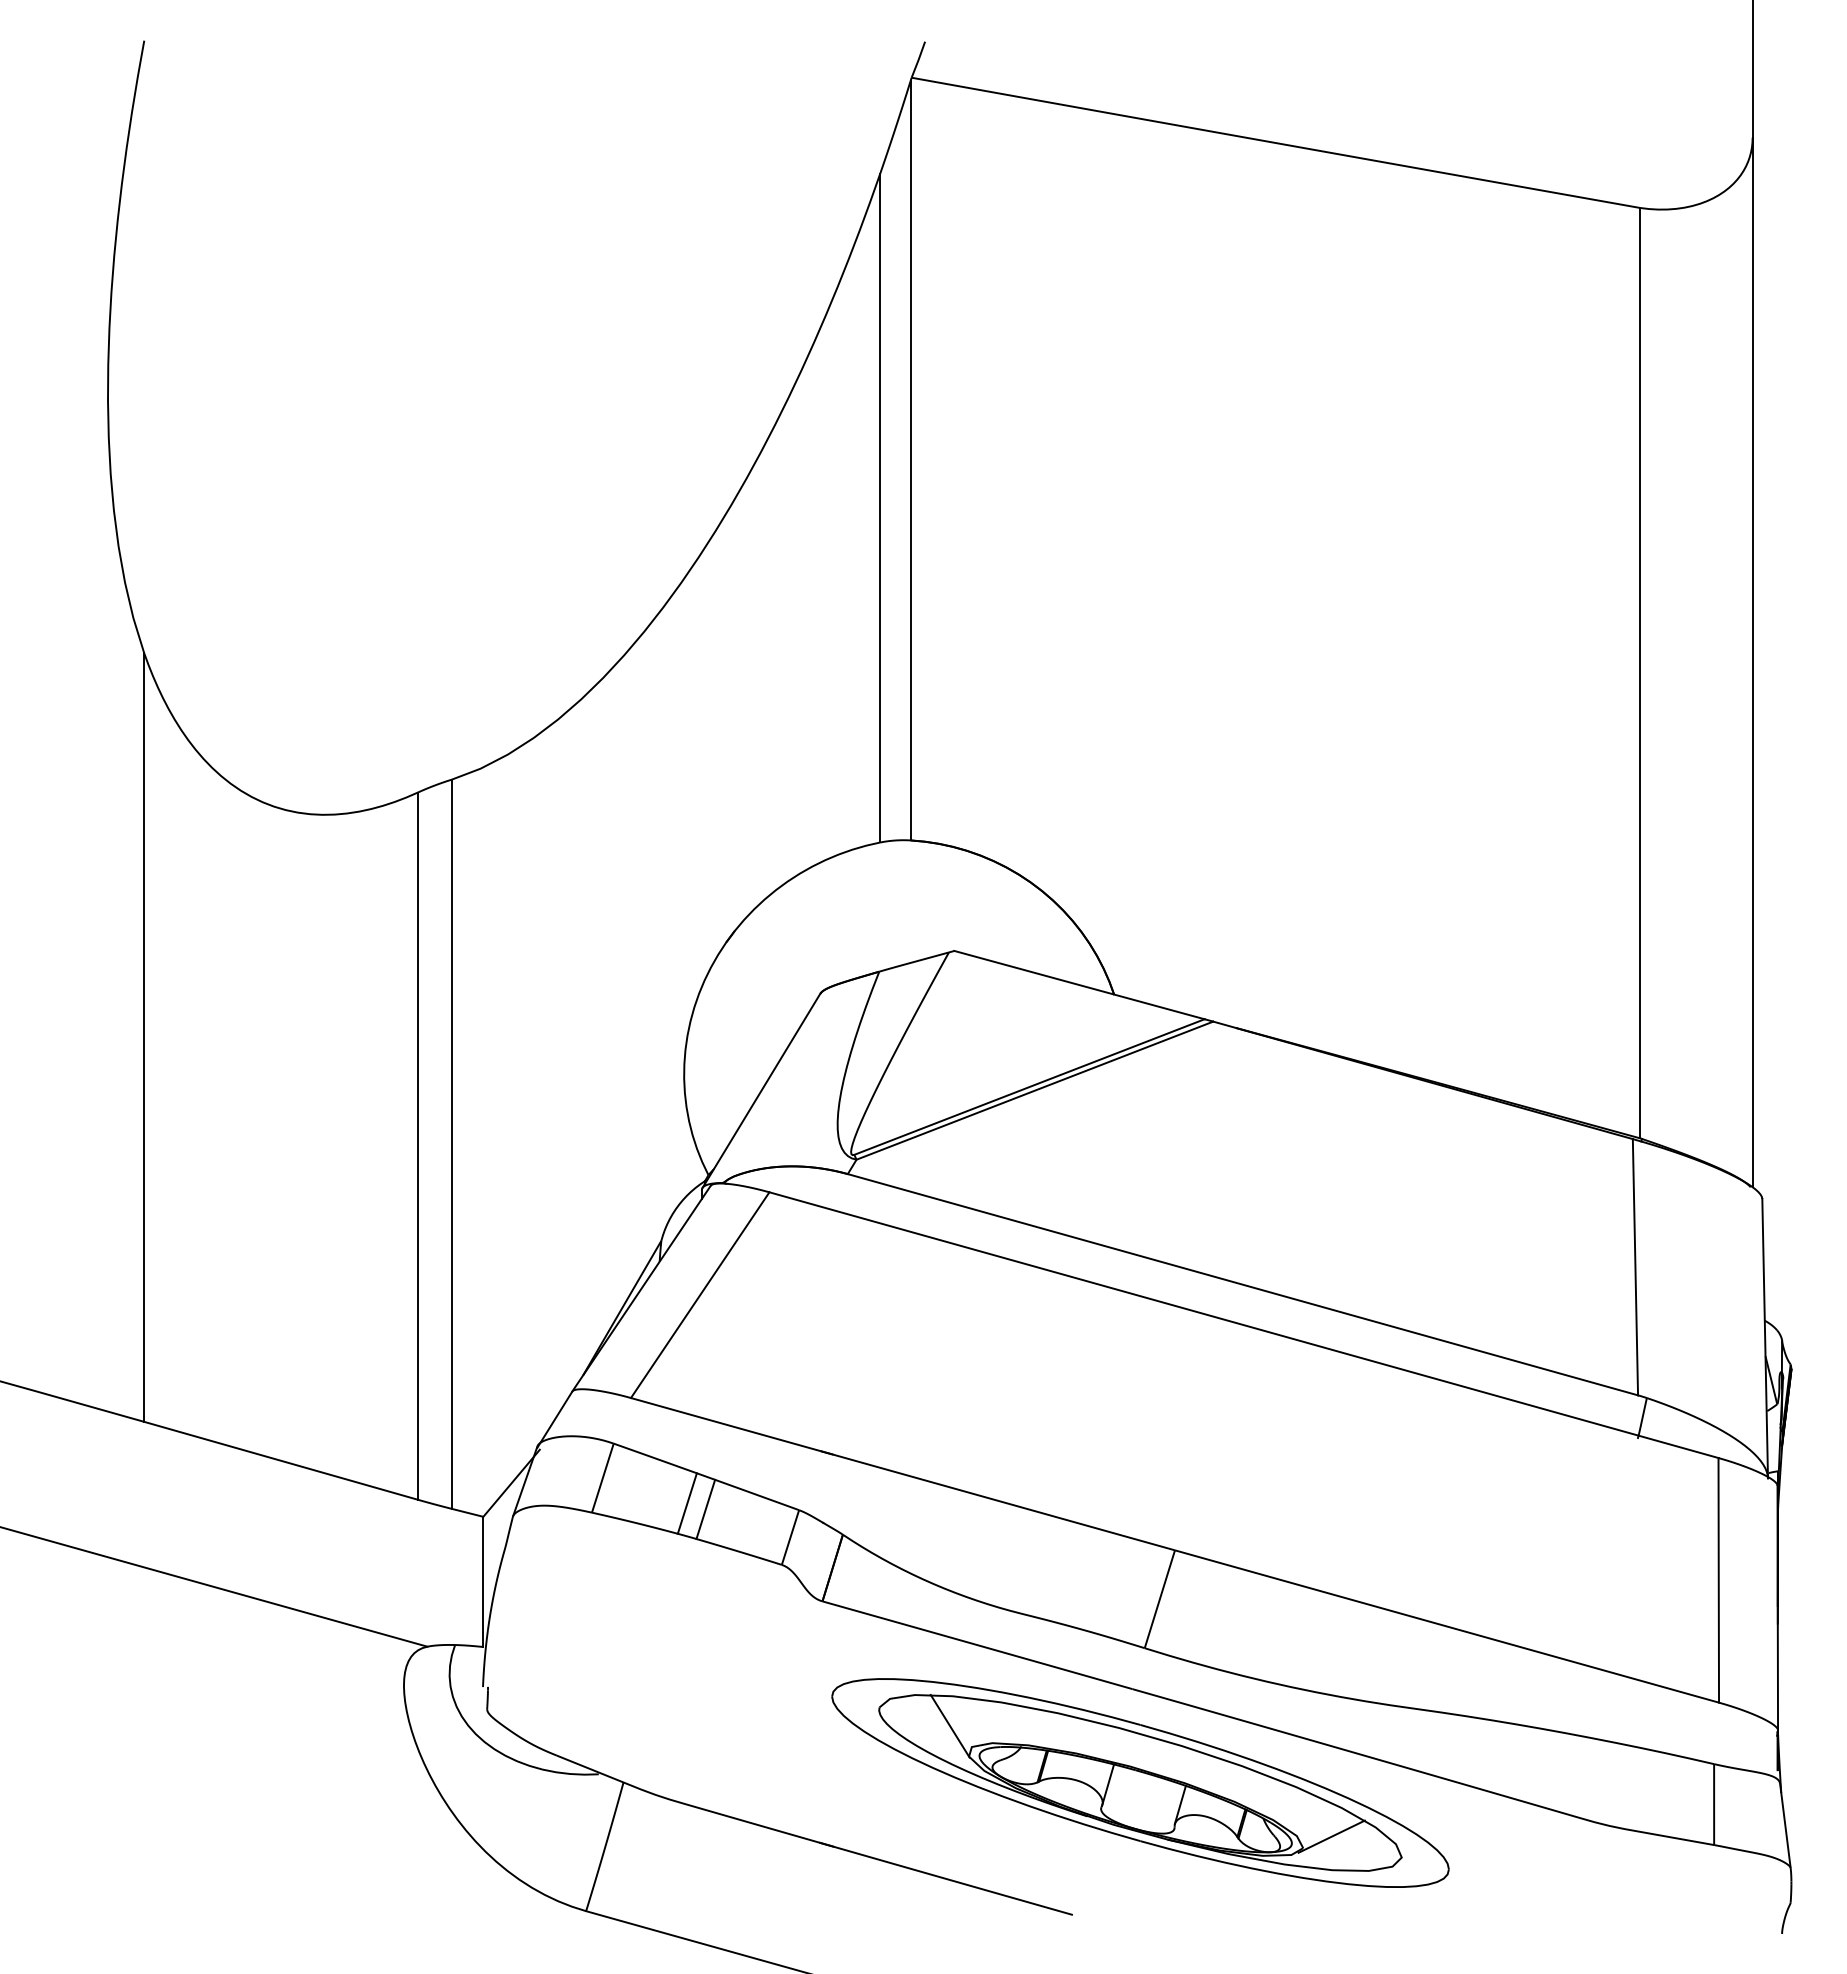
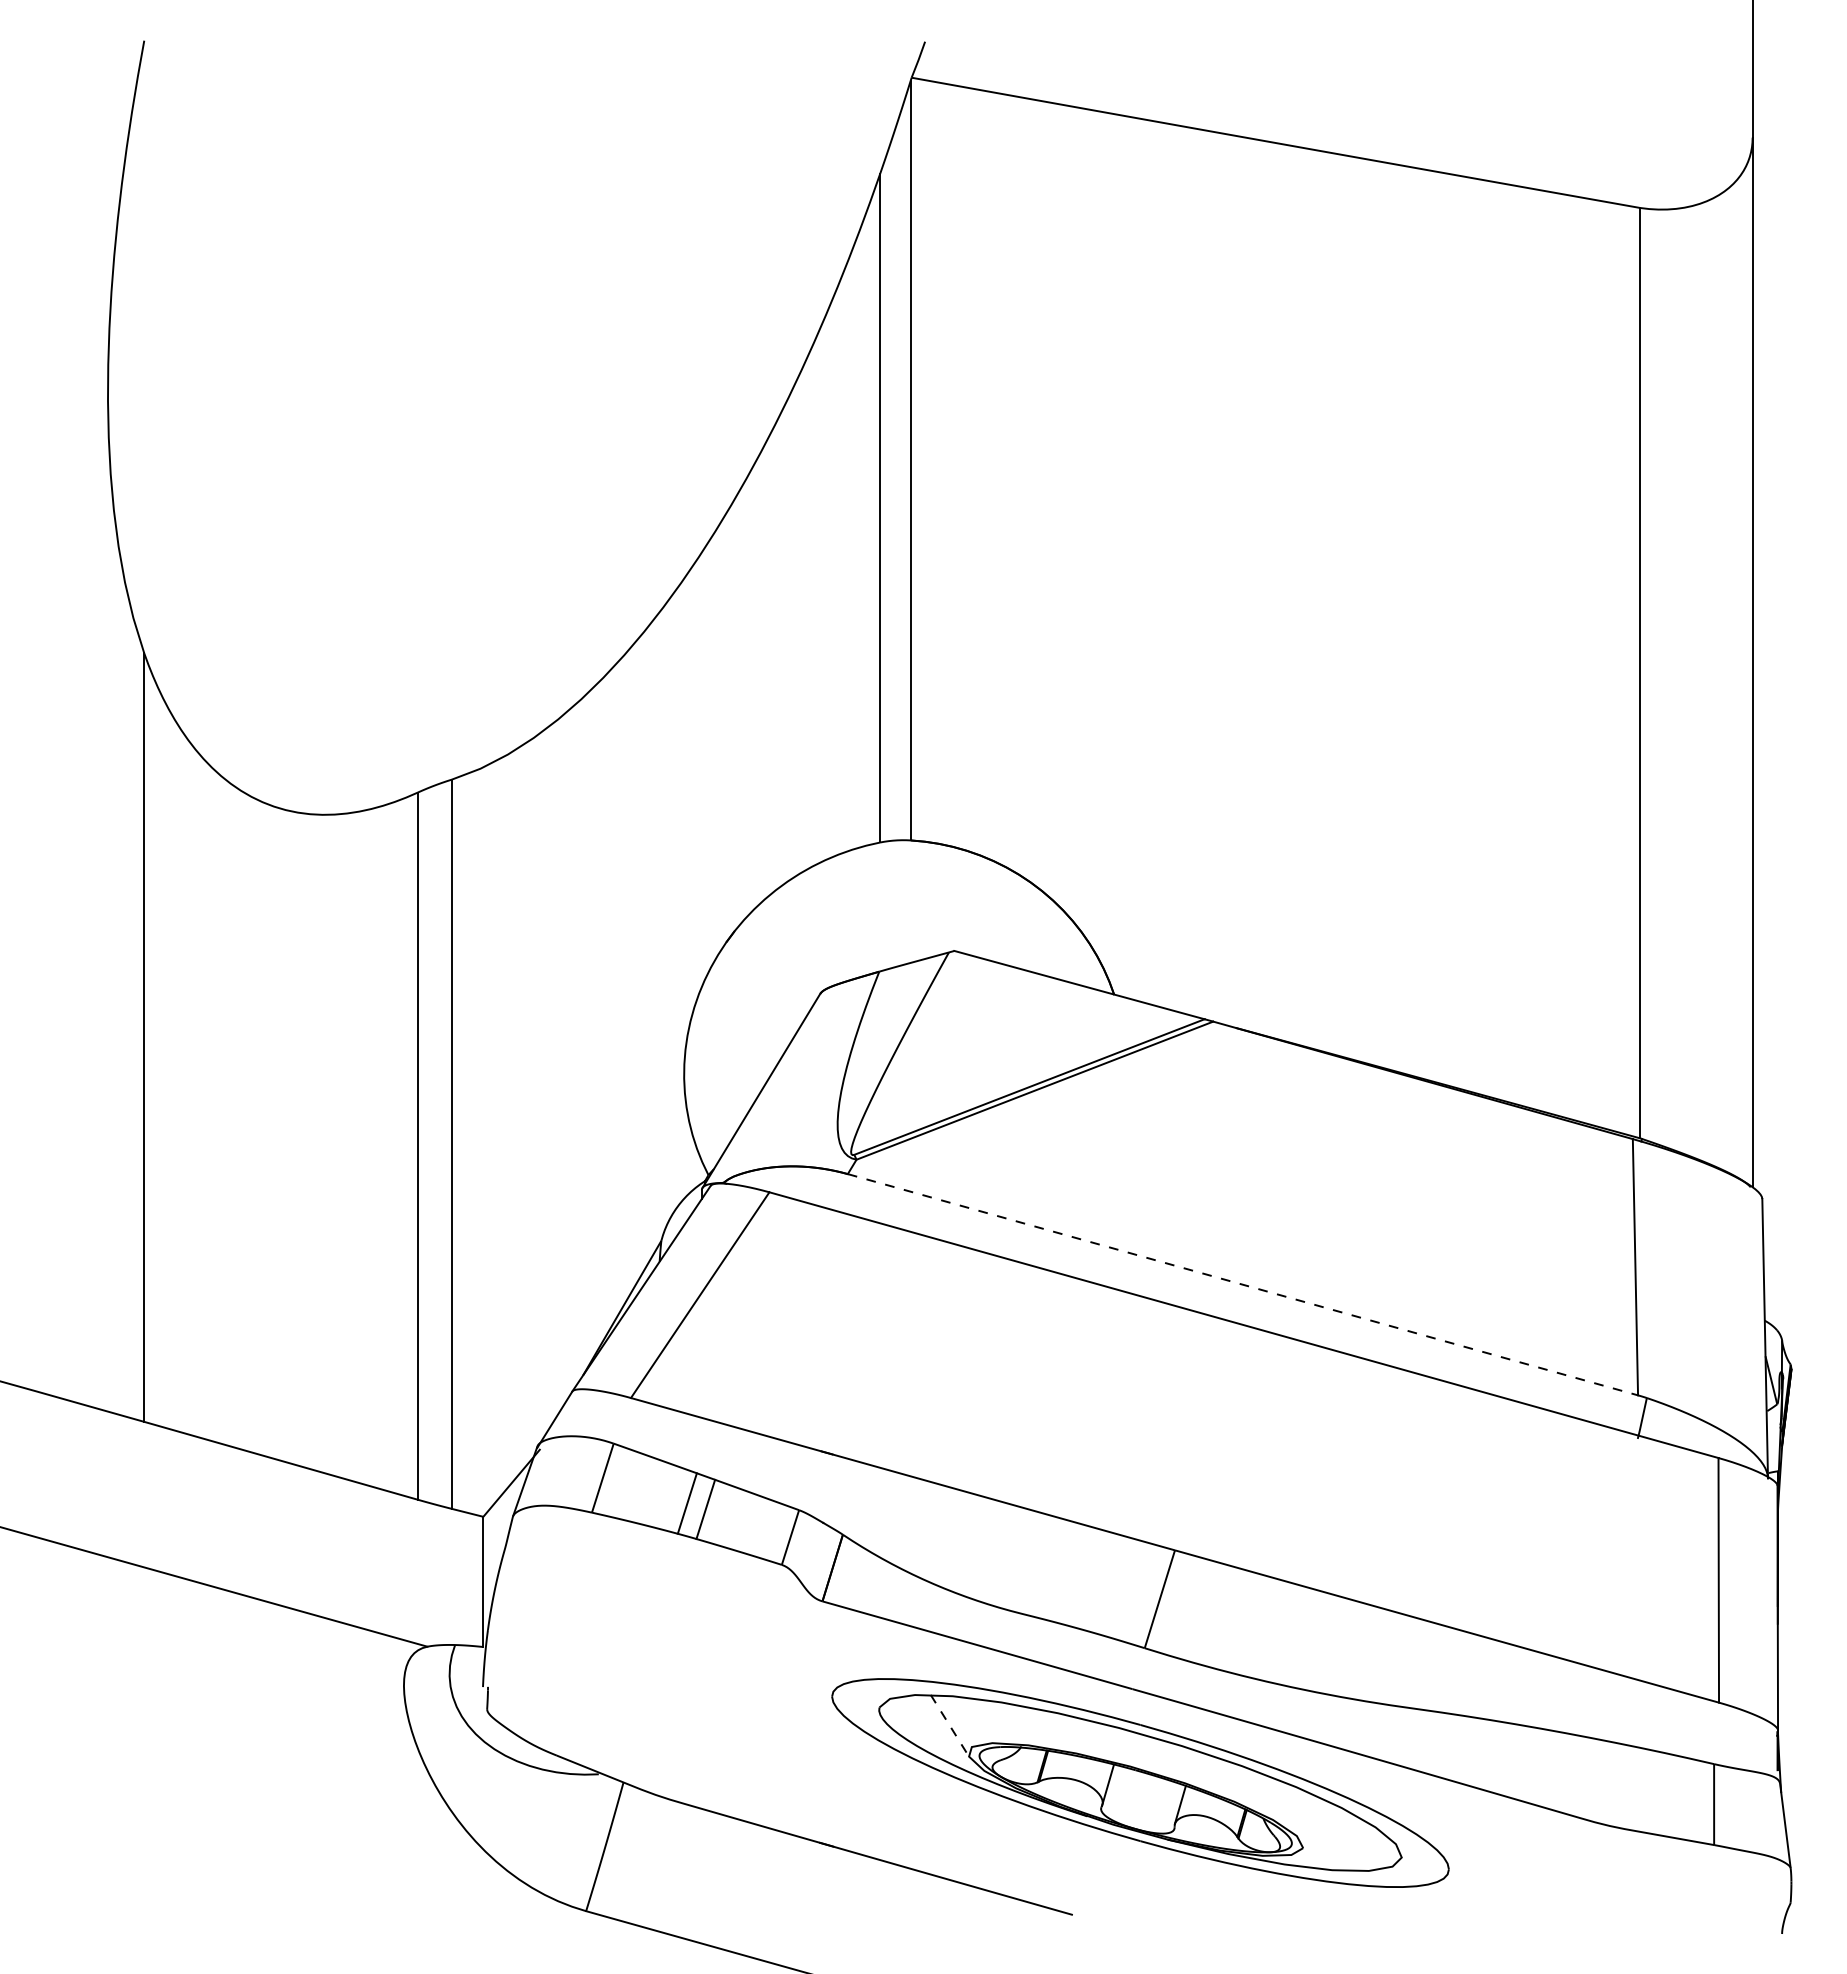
line: solid -> dashed (1243, 1284)
line: solid -> dashed (950, 1726)
line: present -> none (1331, 1836)
